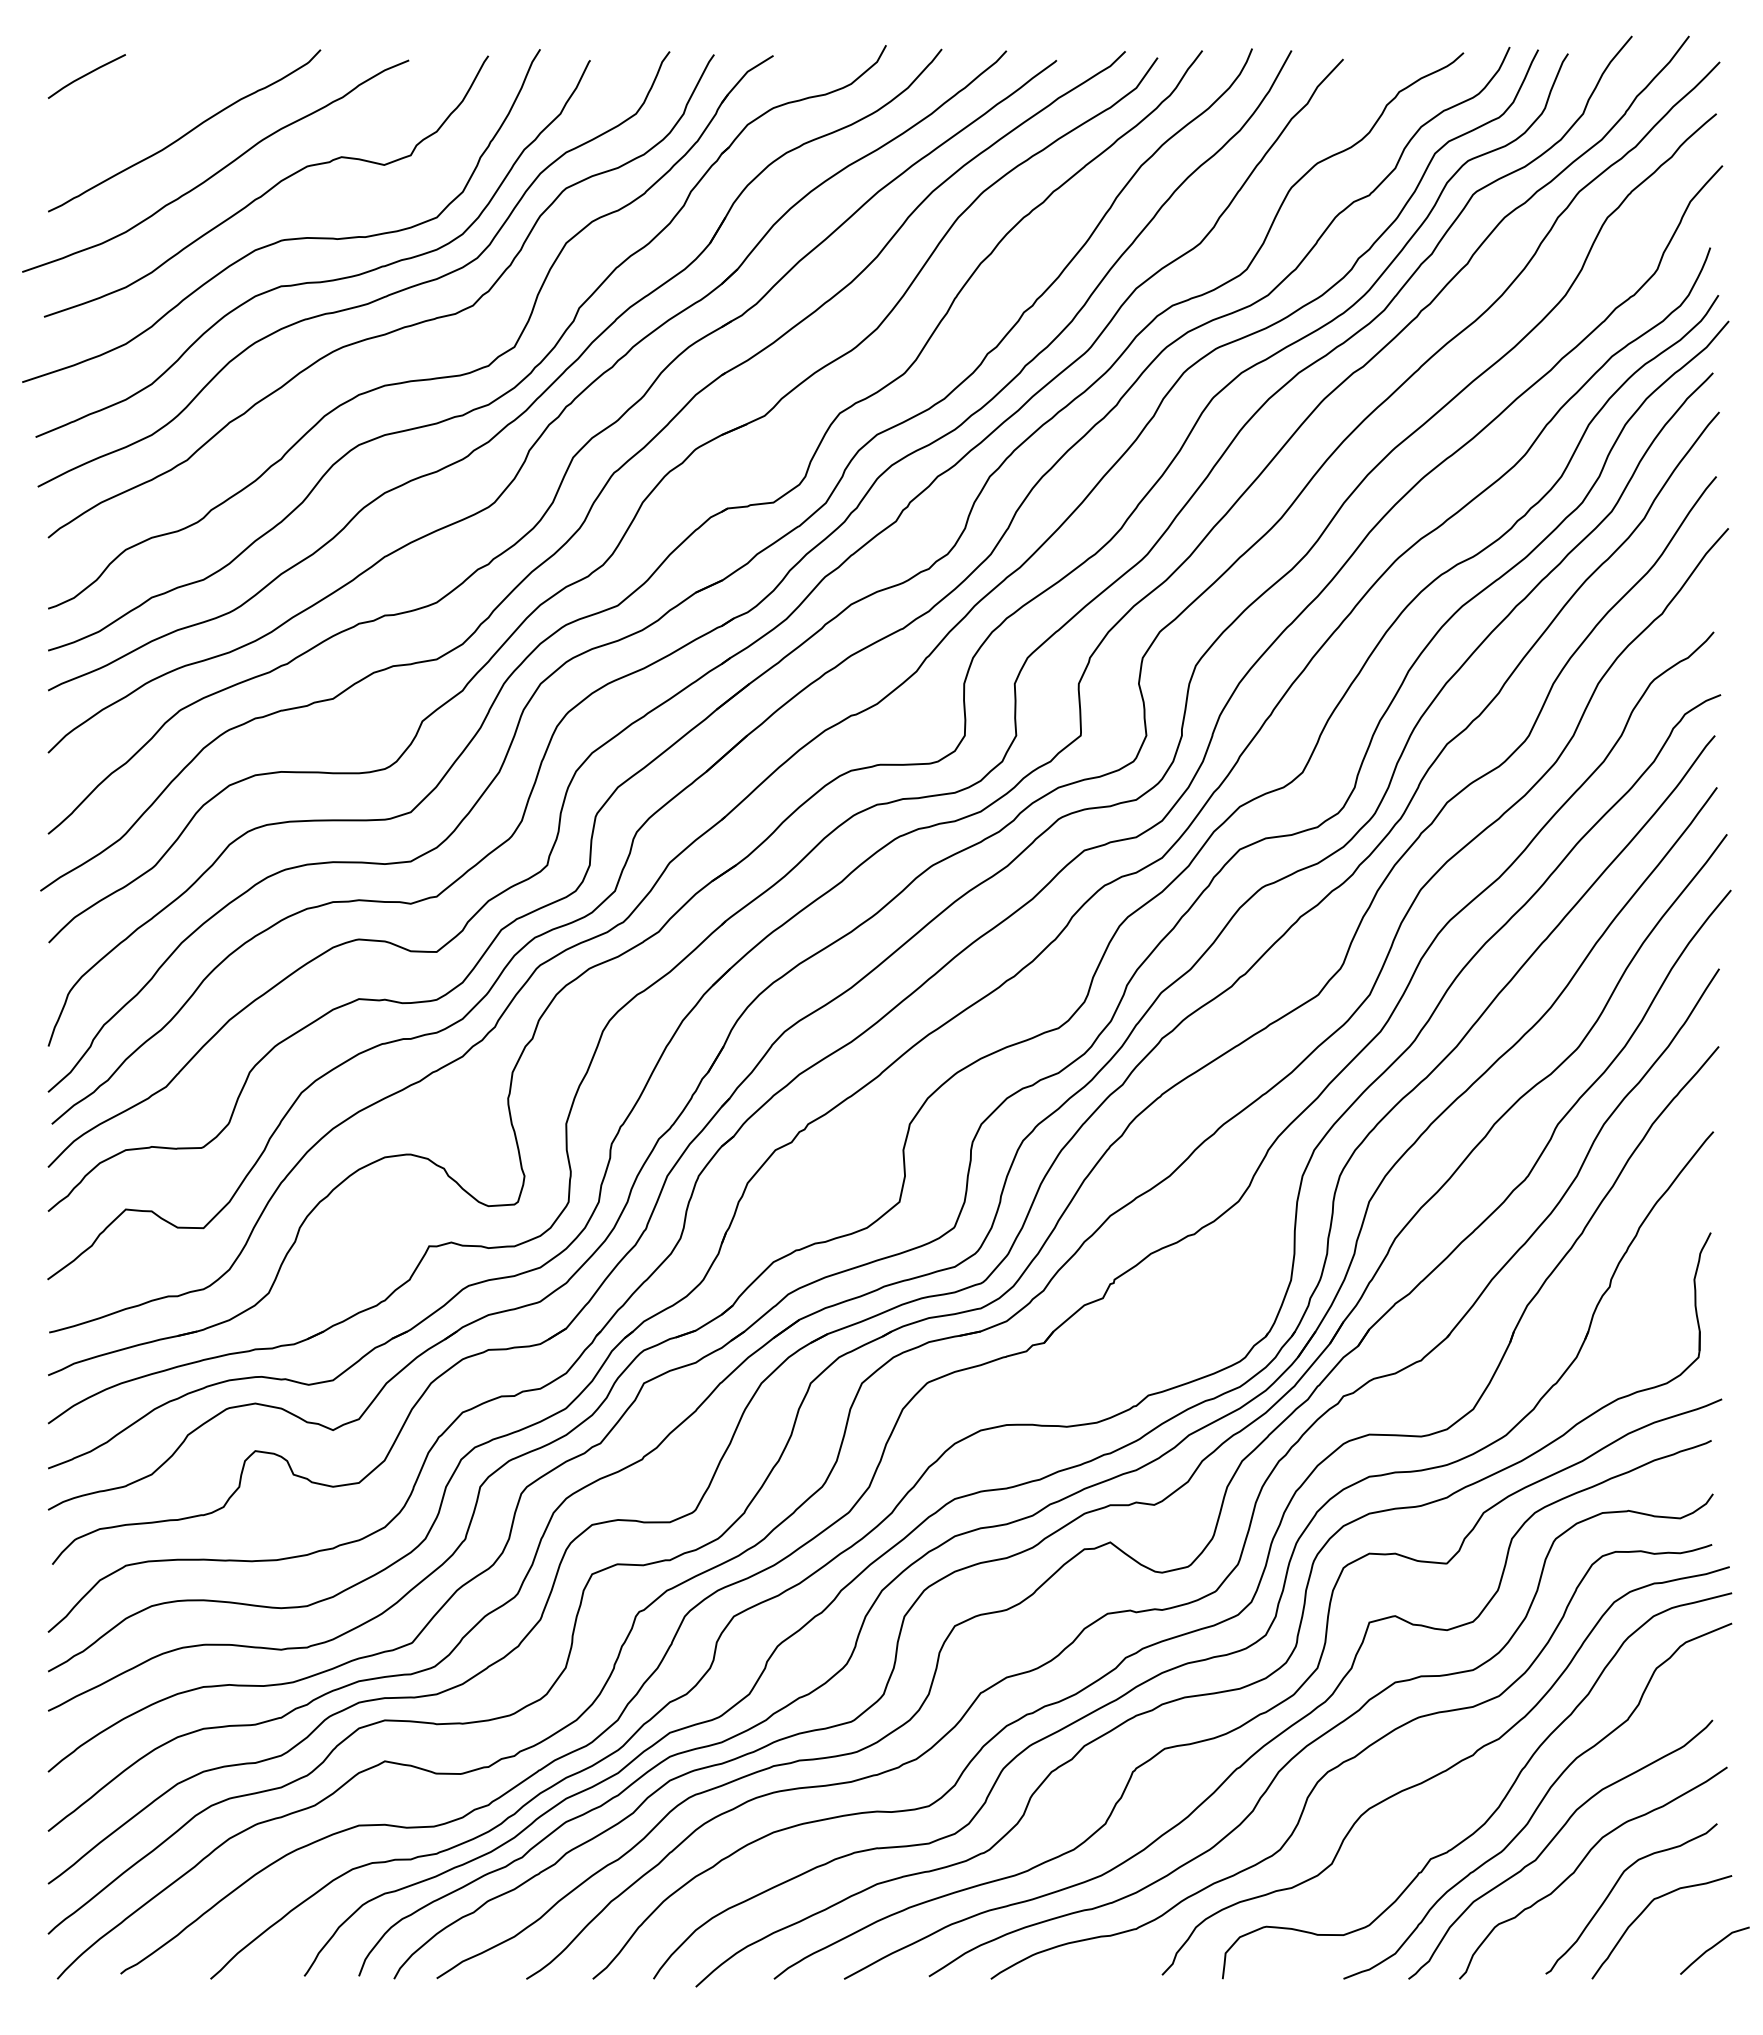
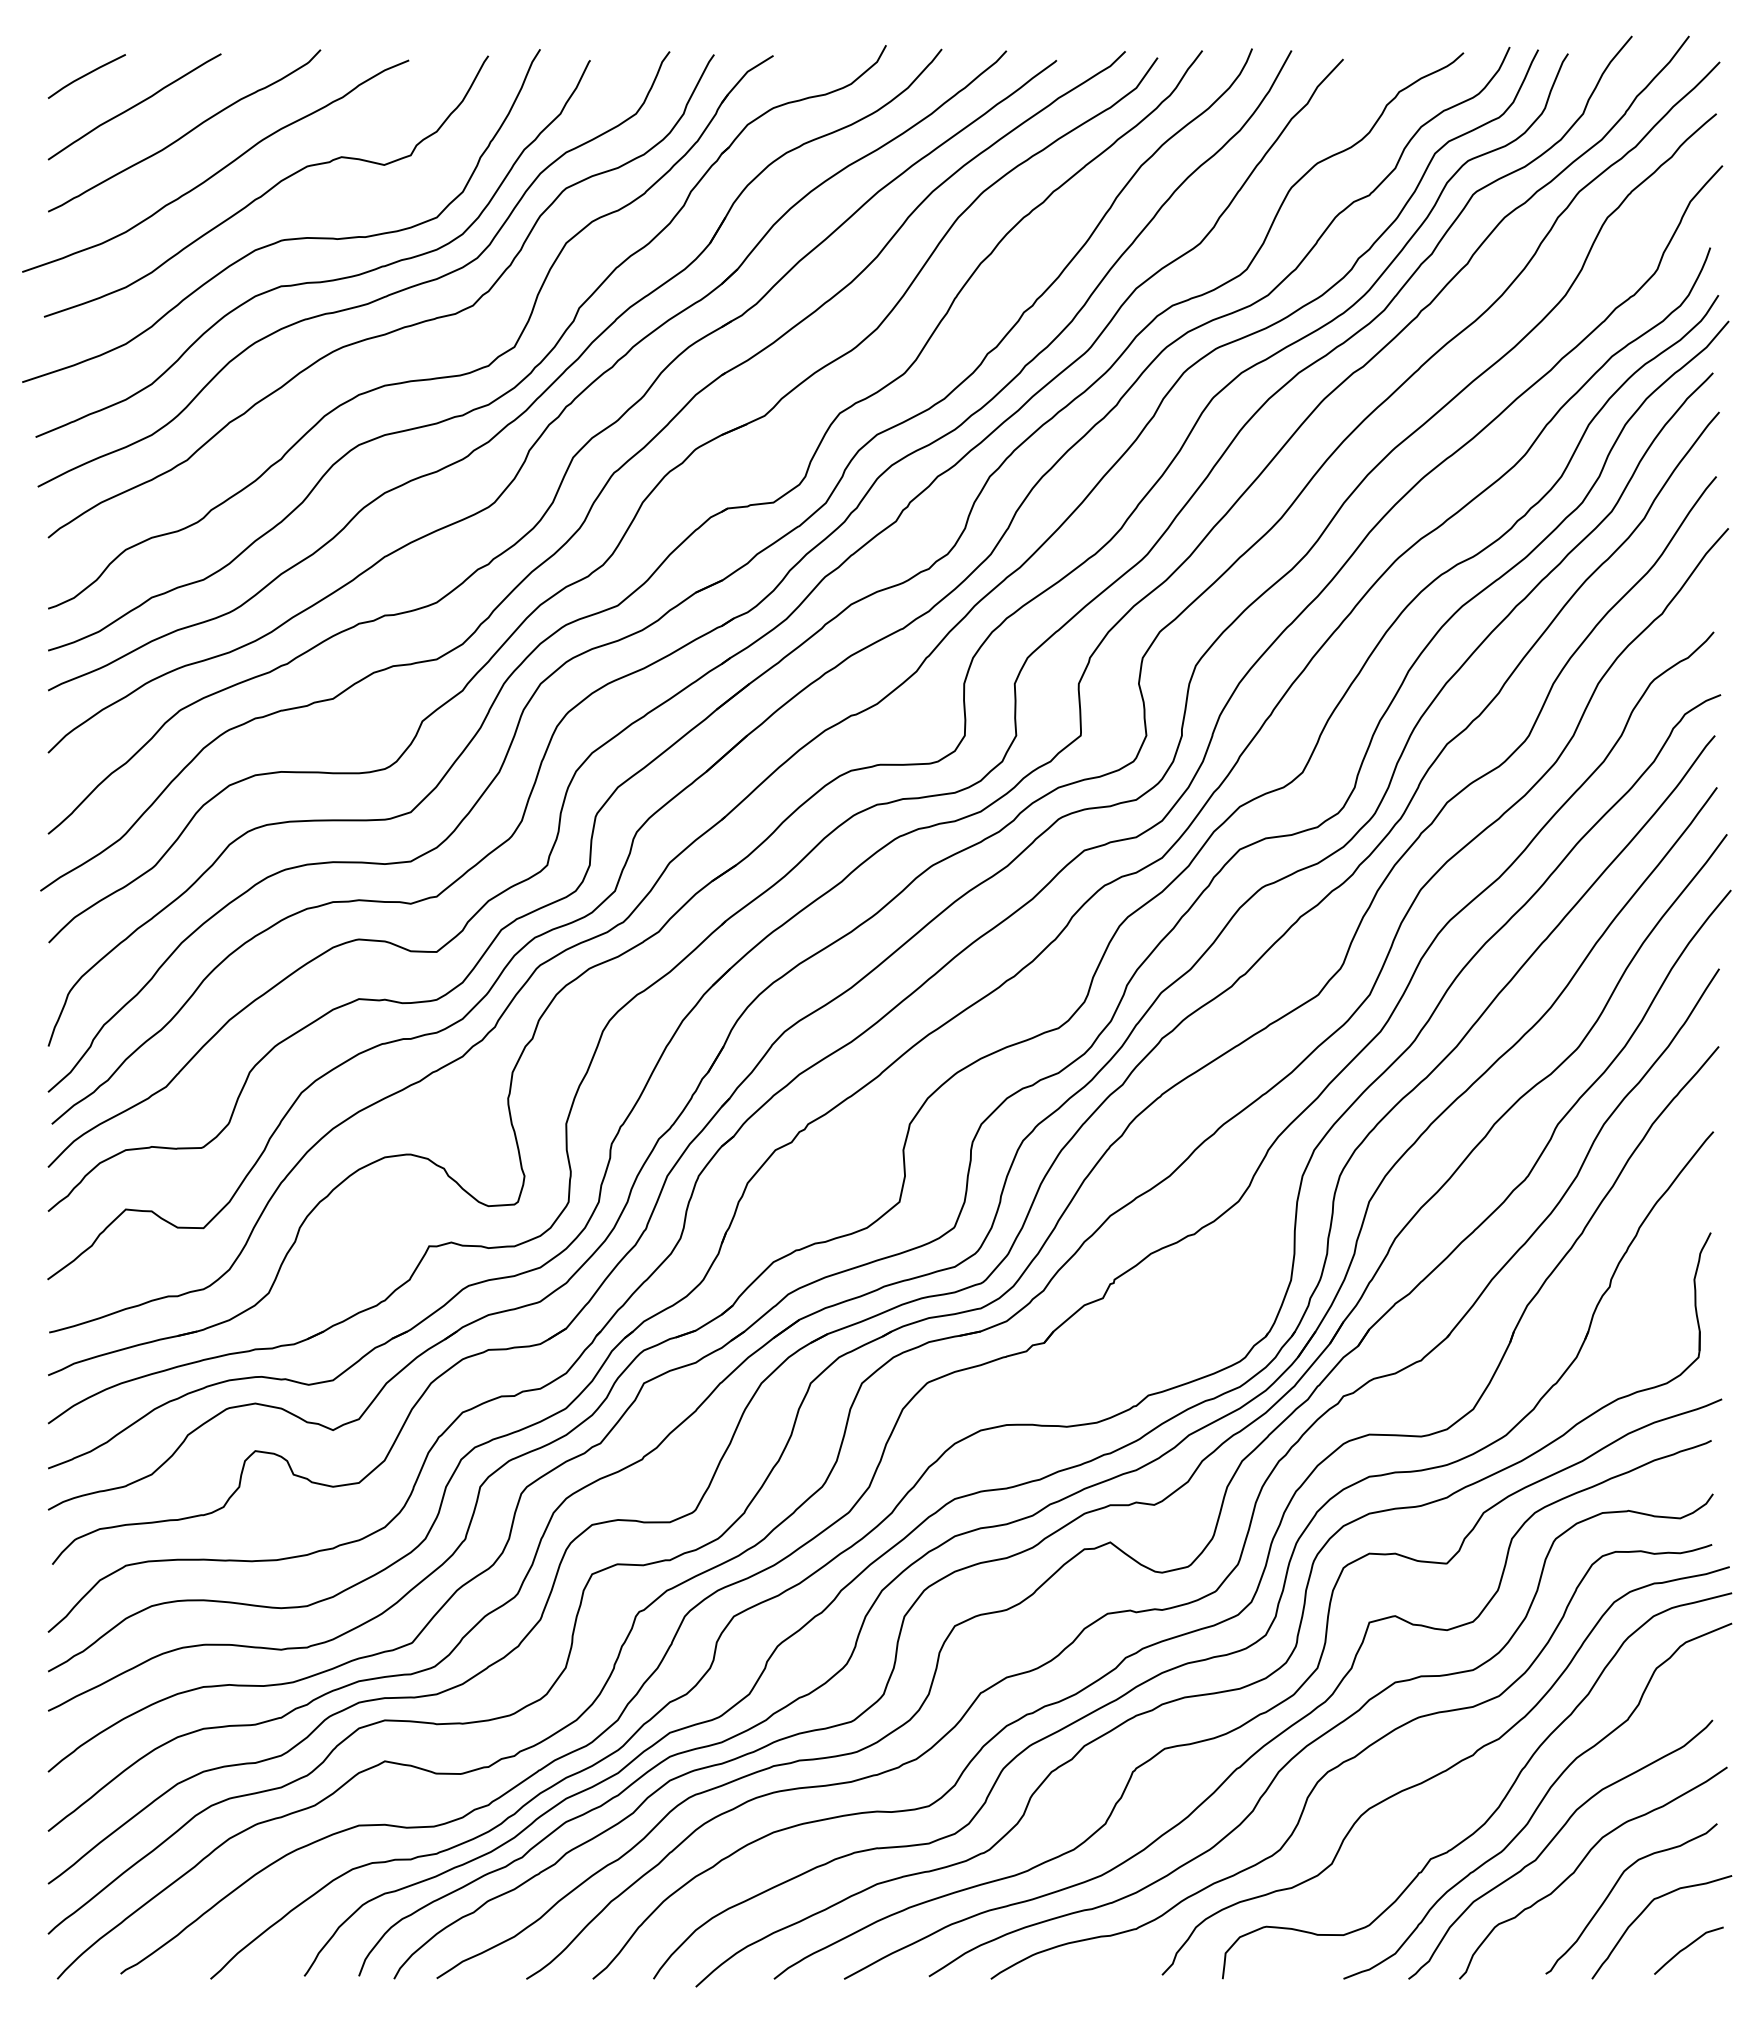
curve: none -> present (134, 106)
curve position: (1712, 1948) -> (1686, 1948) (1686, 1948)
